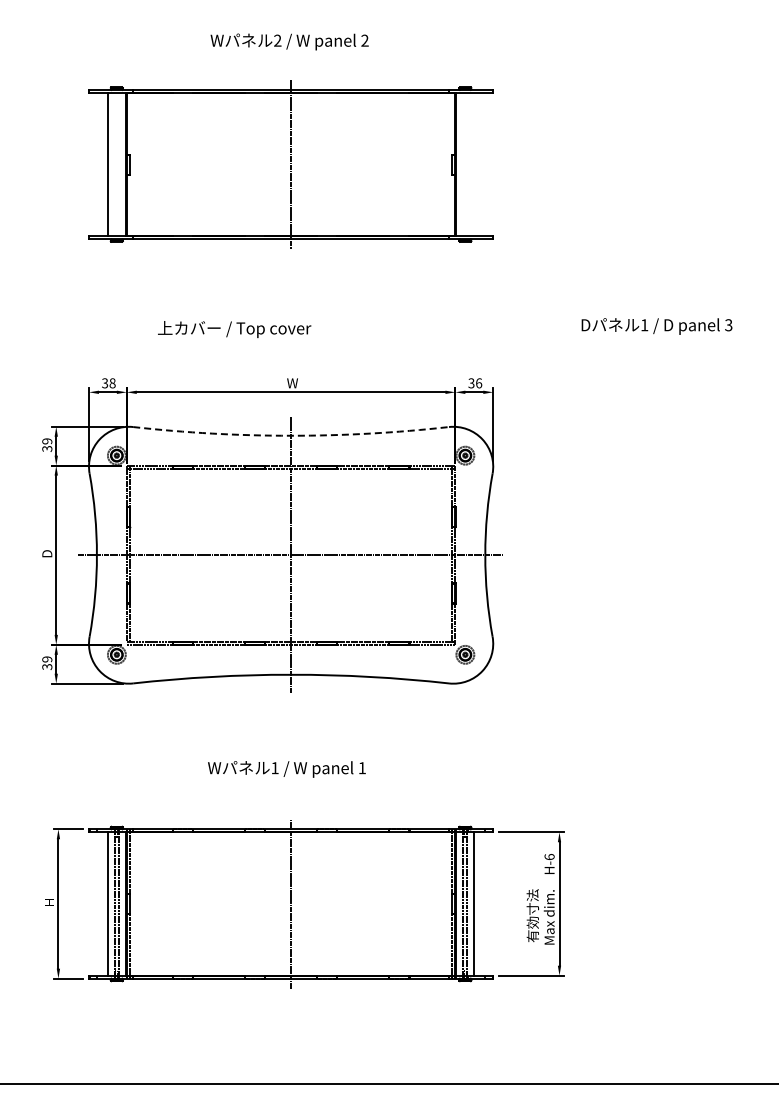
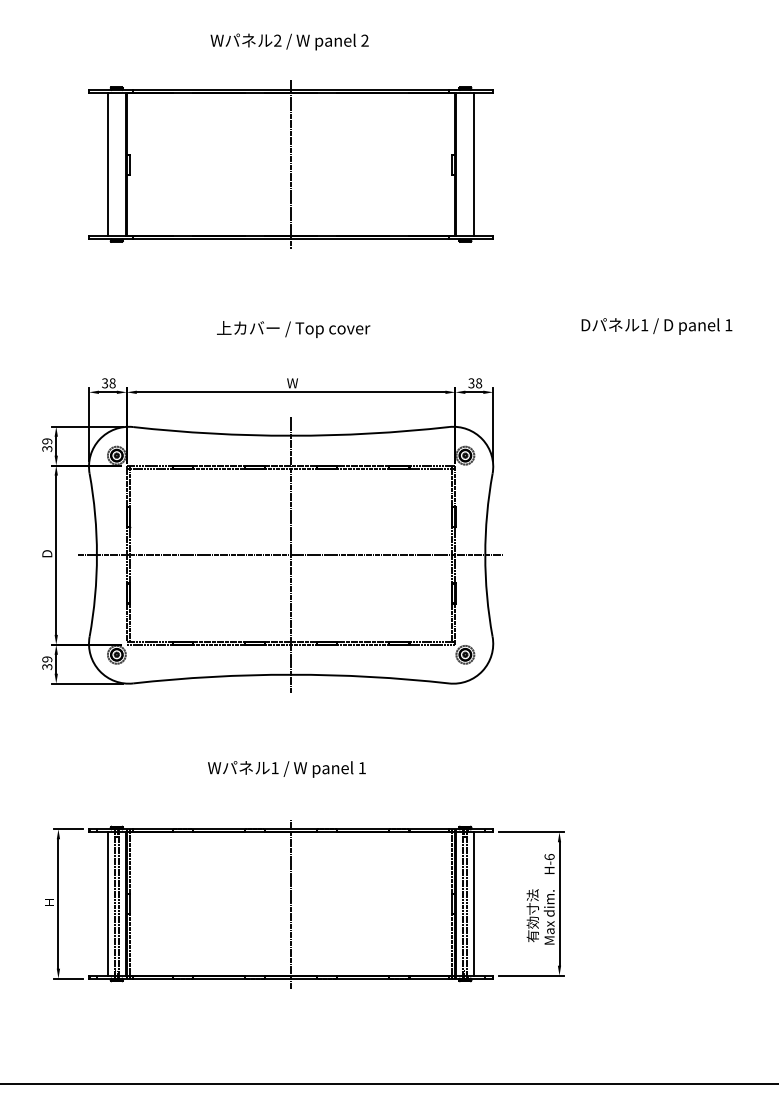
line: none -> present (474, 164)
text: 3 -> 1 (728, 325)
text position: (234, 329) -> (293, 329) (293, 329)
text: 36 -> 38 (479, 383)
arc: dashed -> solid (291, 435)
